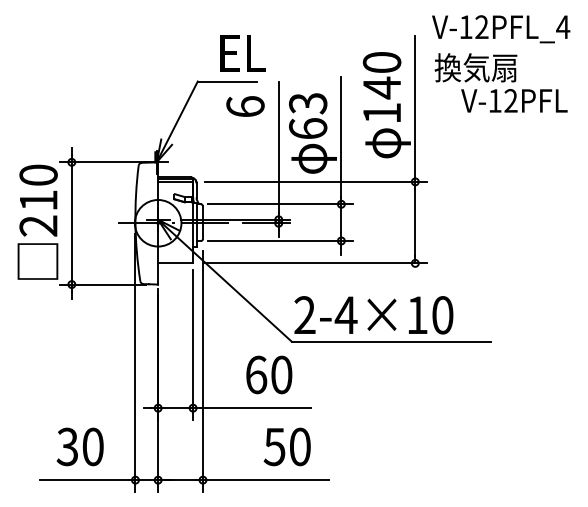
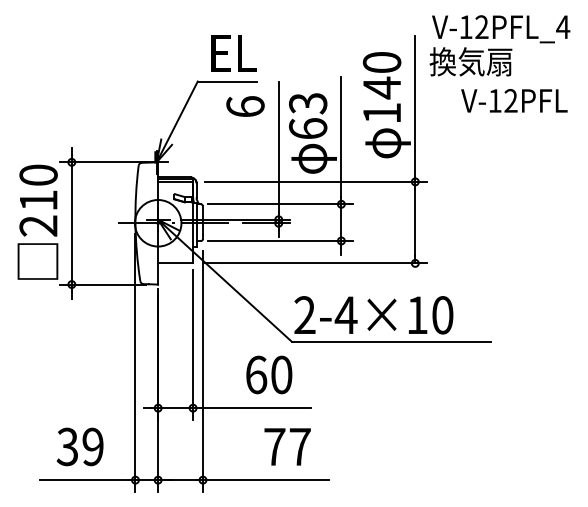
text position: (242, 53) -> (233, 53) (233, 53)
text position: (475, 67) -> (470, 61) (470, 61)
text: 30 -> 39 (92, 446)
text: 50 -> 77 (286, 446)
